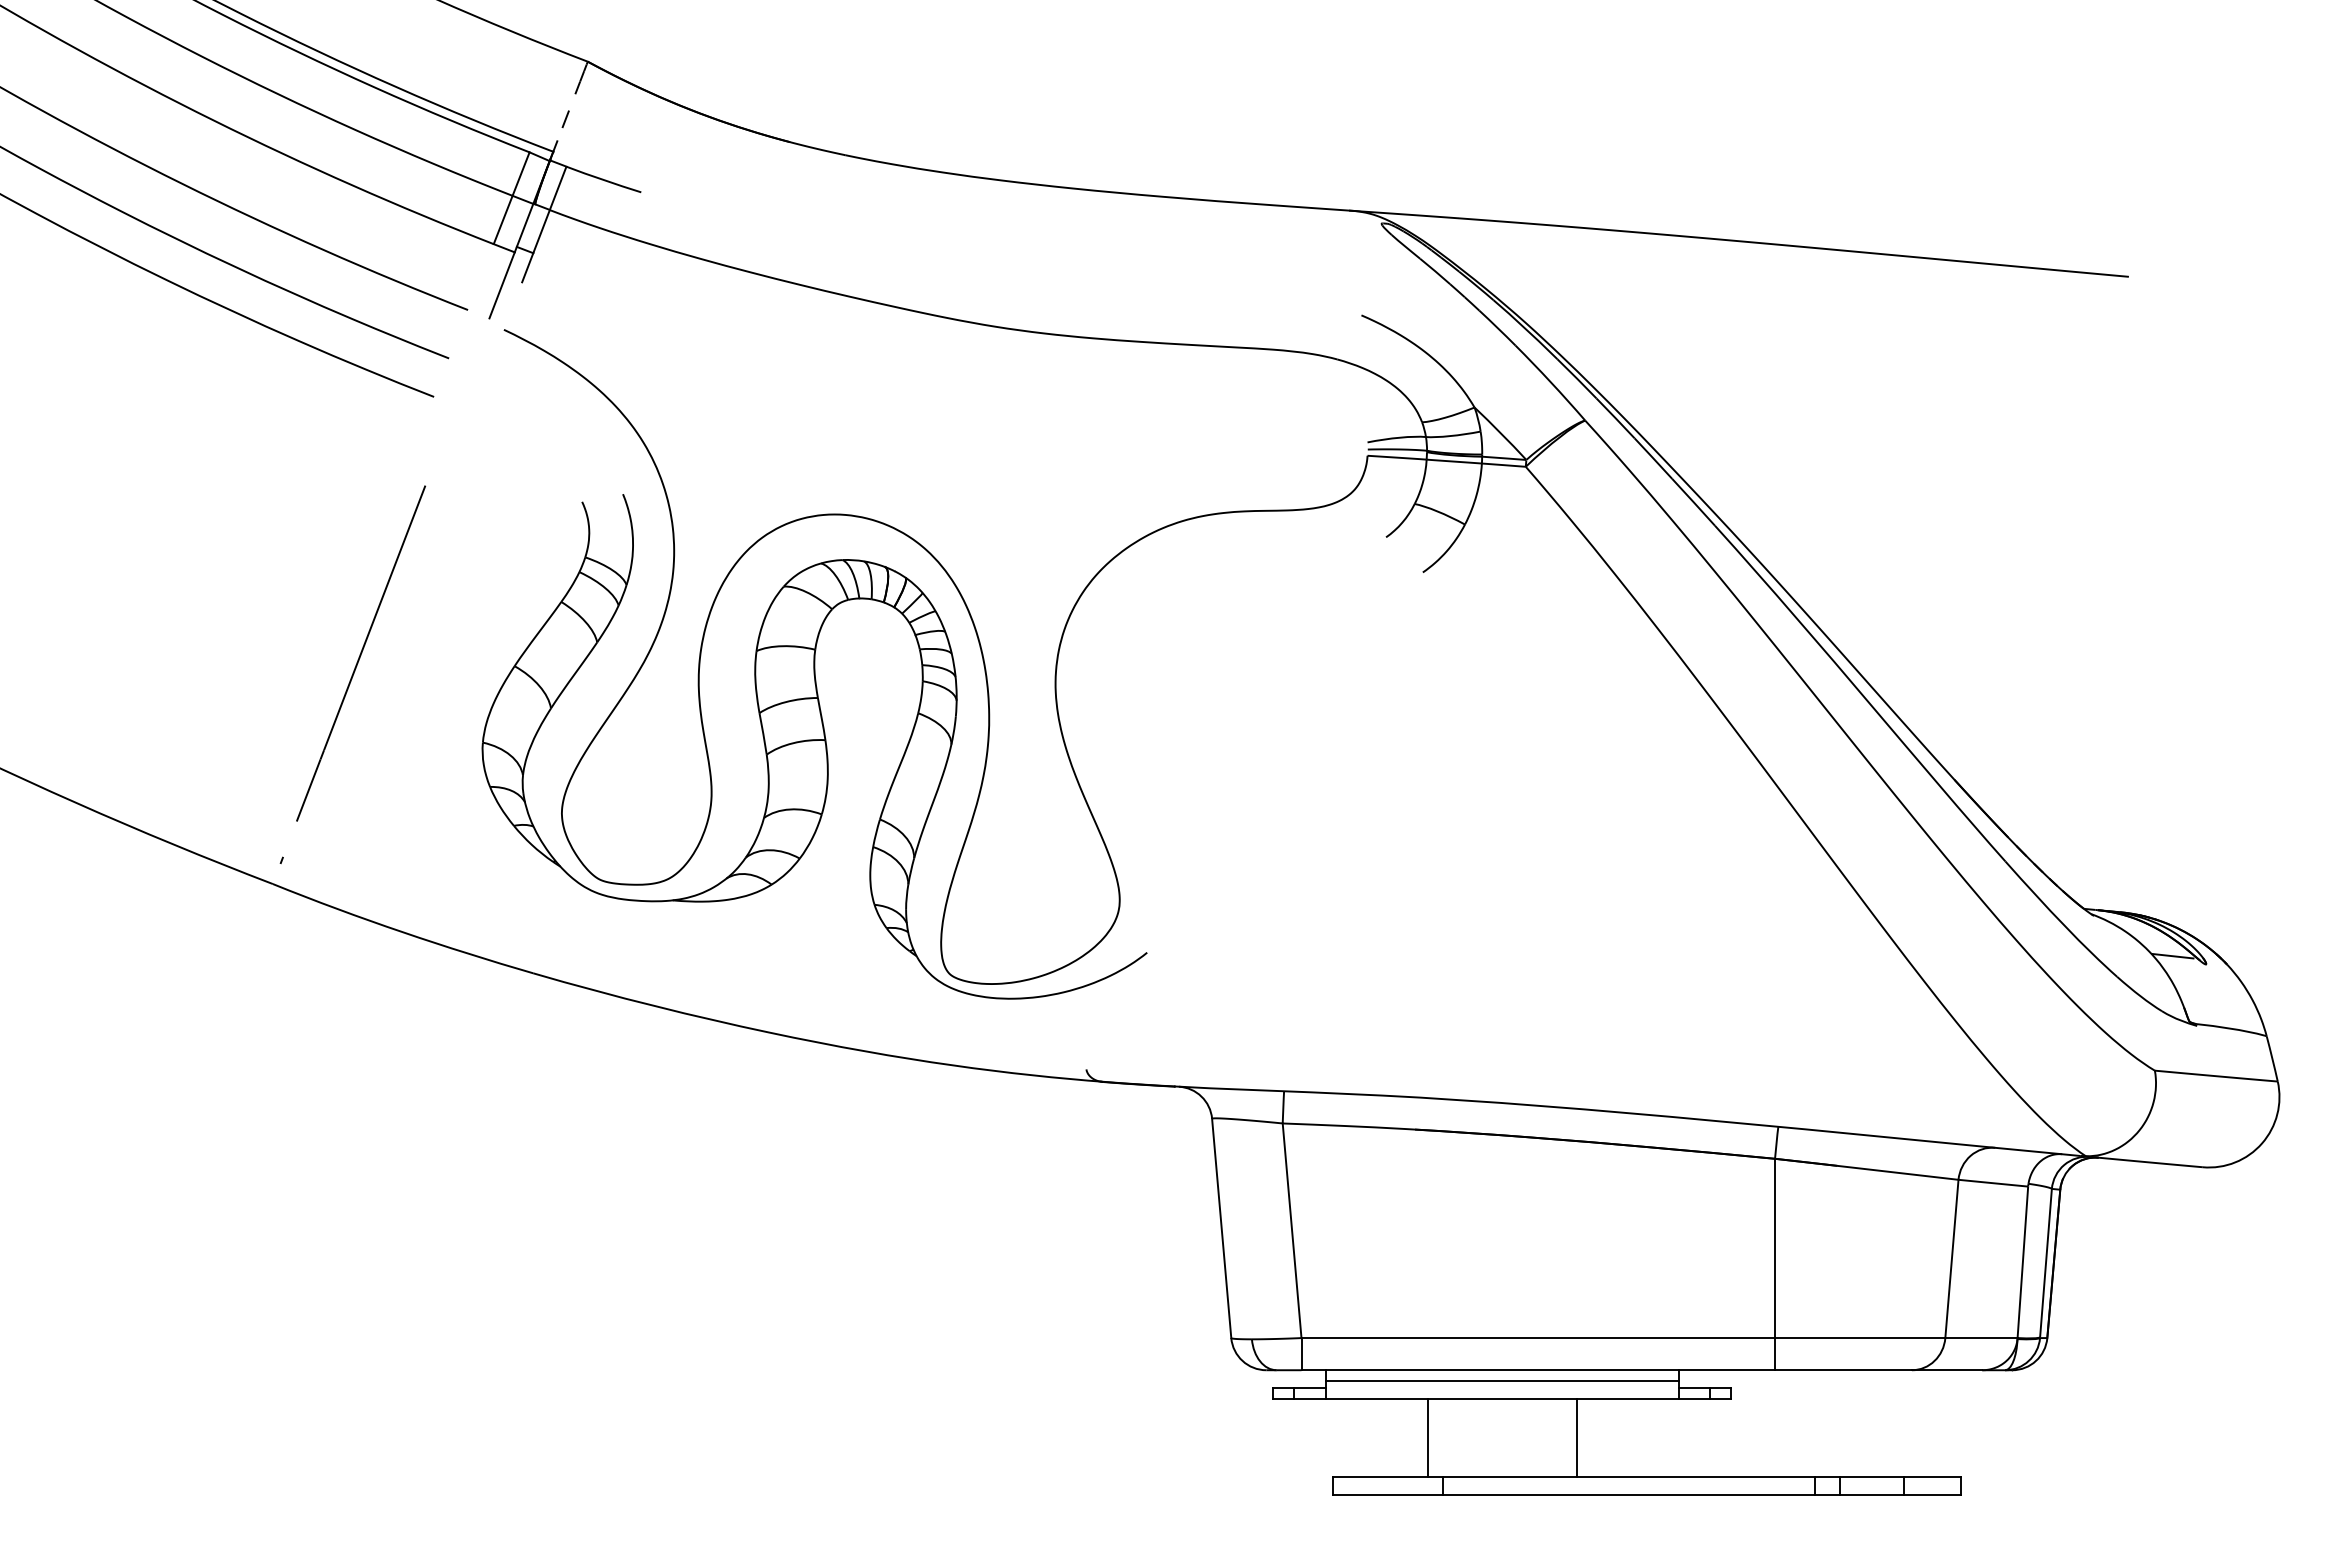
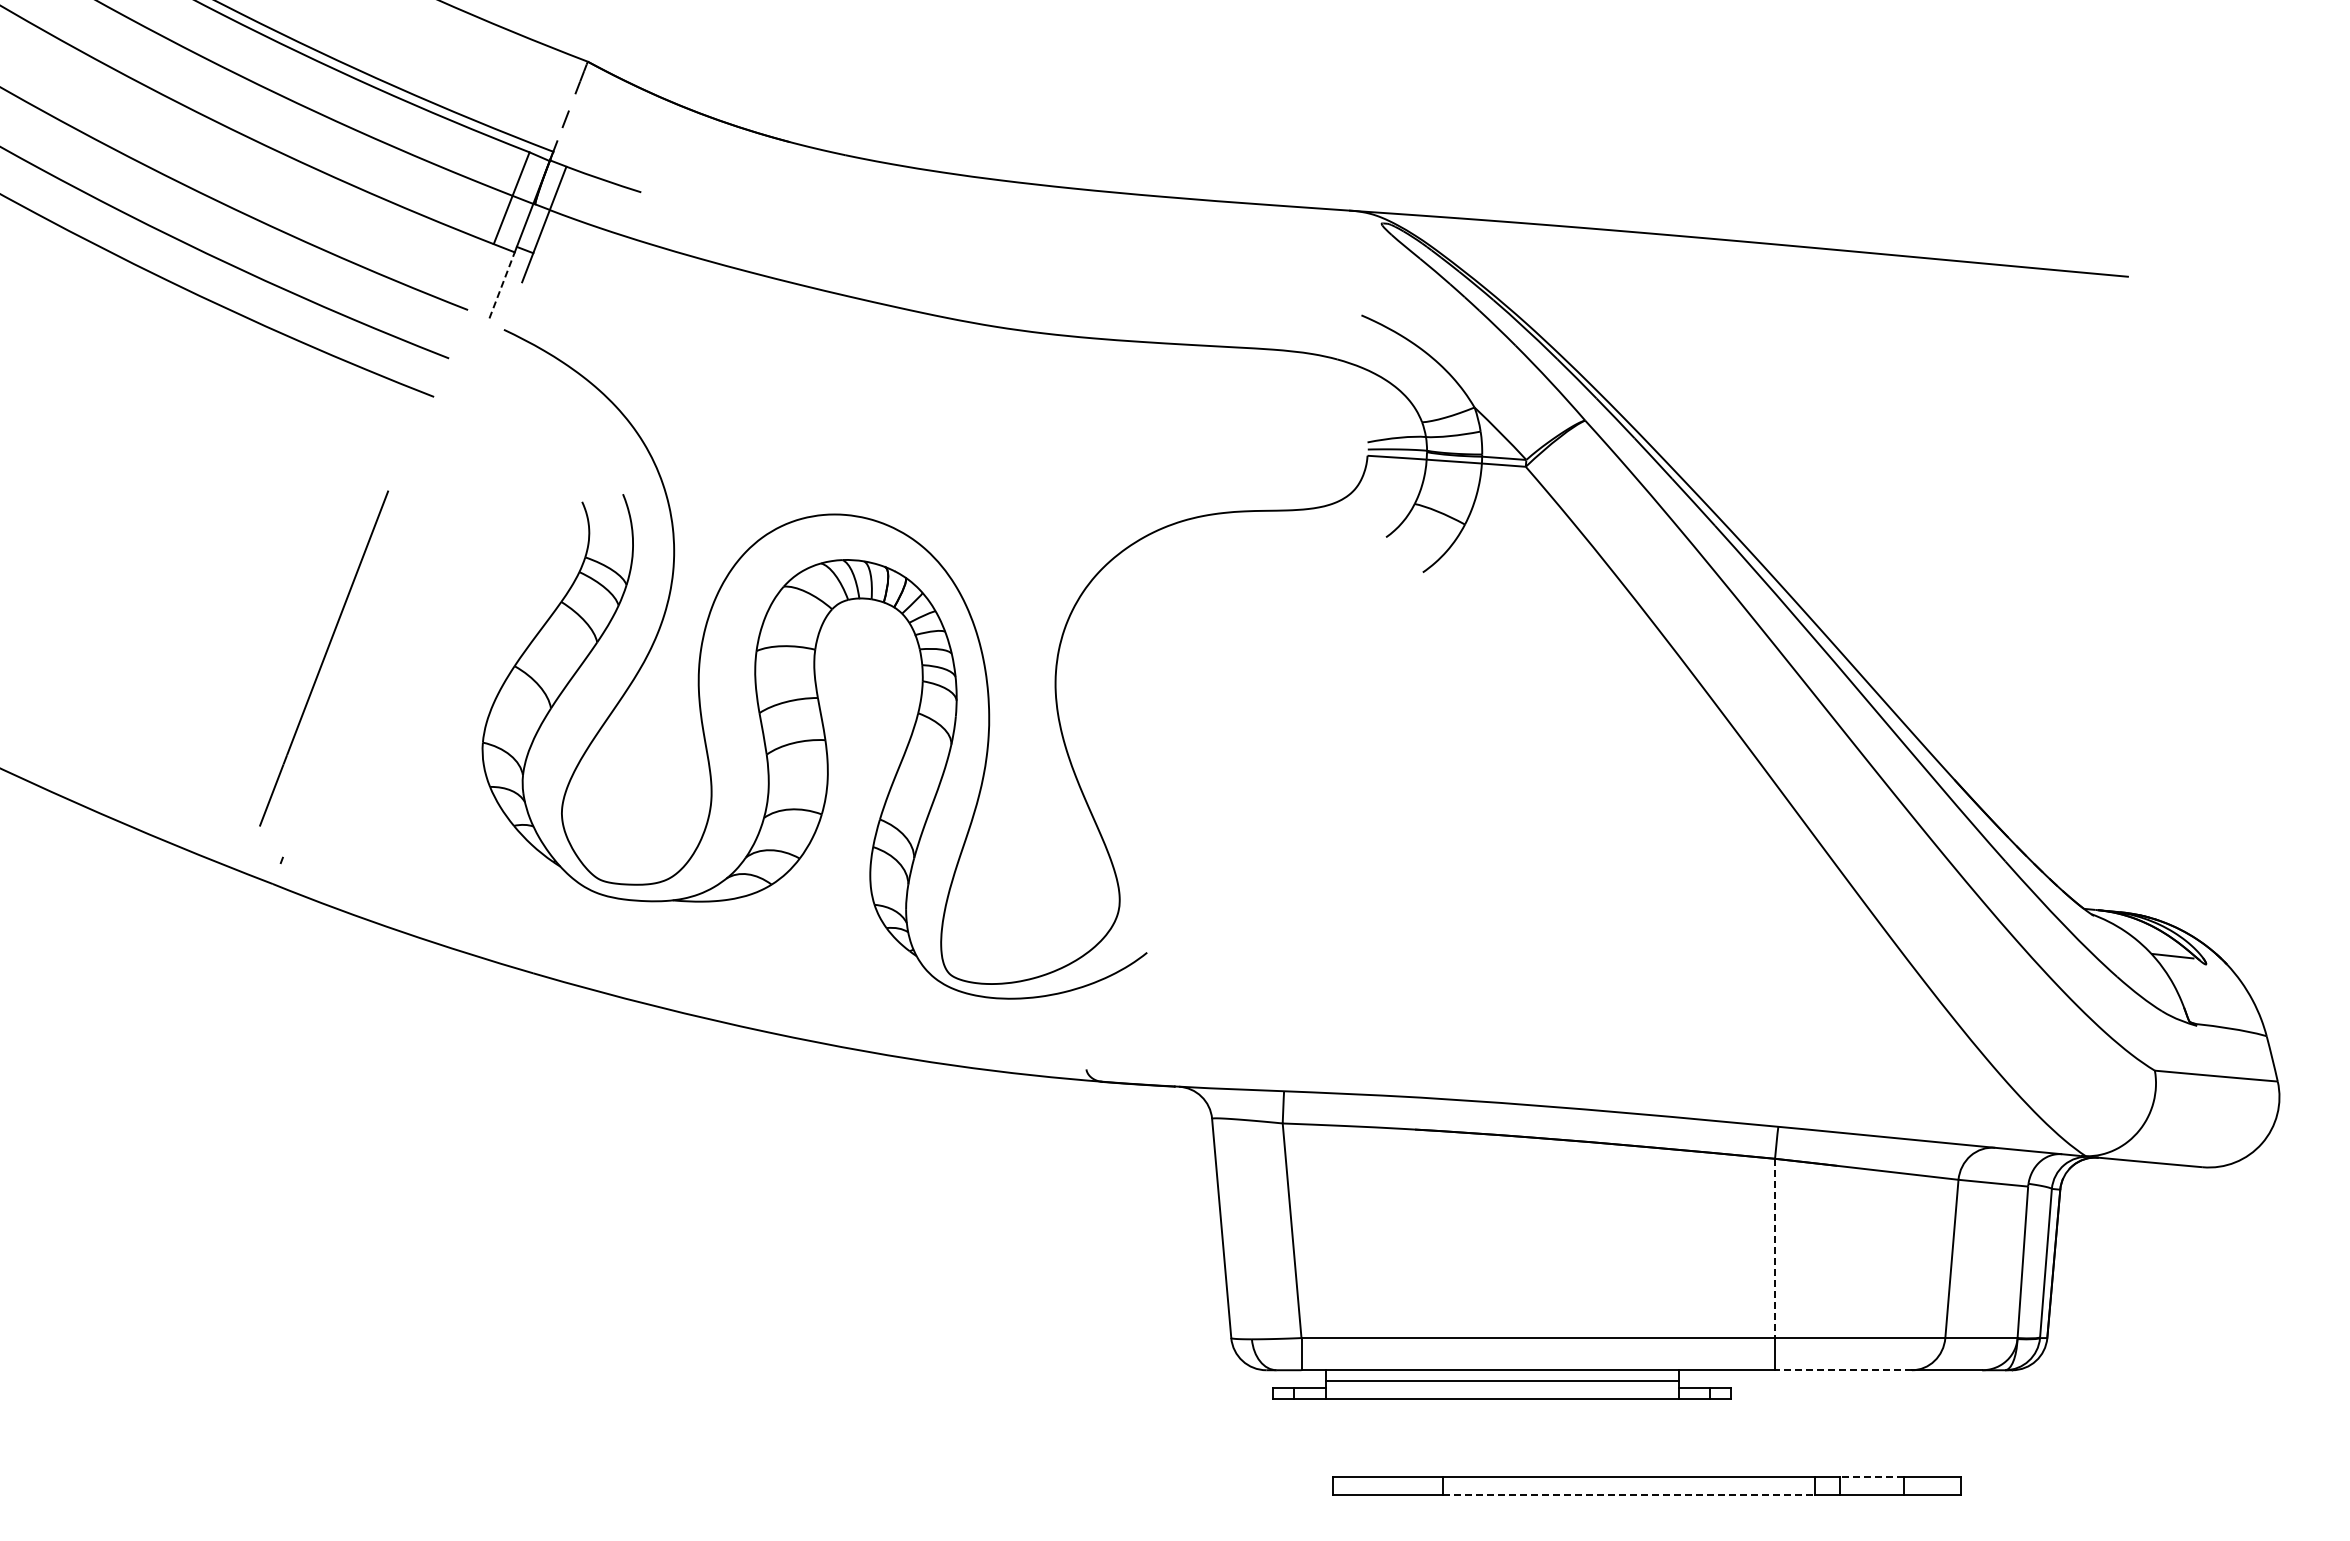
line: solid -> dashed (502, 284)
line position: (361, 653) -> (324, 658) (324, 658)
line: solid -> dashed (1775, 1248)
line: solid -> dashed (1842, 1370)
line: present -> none (1427, 1437)
line: present -> none (1577, 1437)
line: solid -> dashed (1871, 1477)
line: solid -> dashed (1629, 1494)
